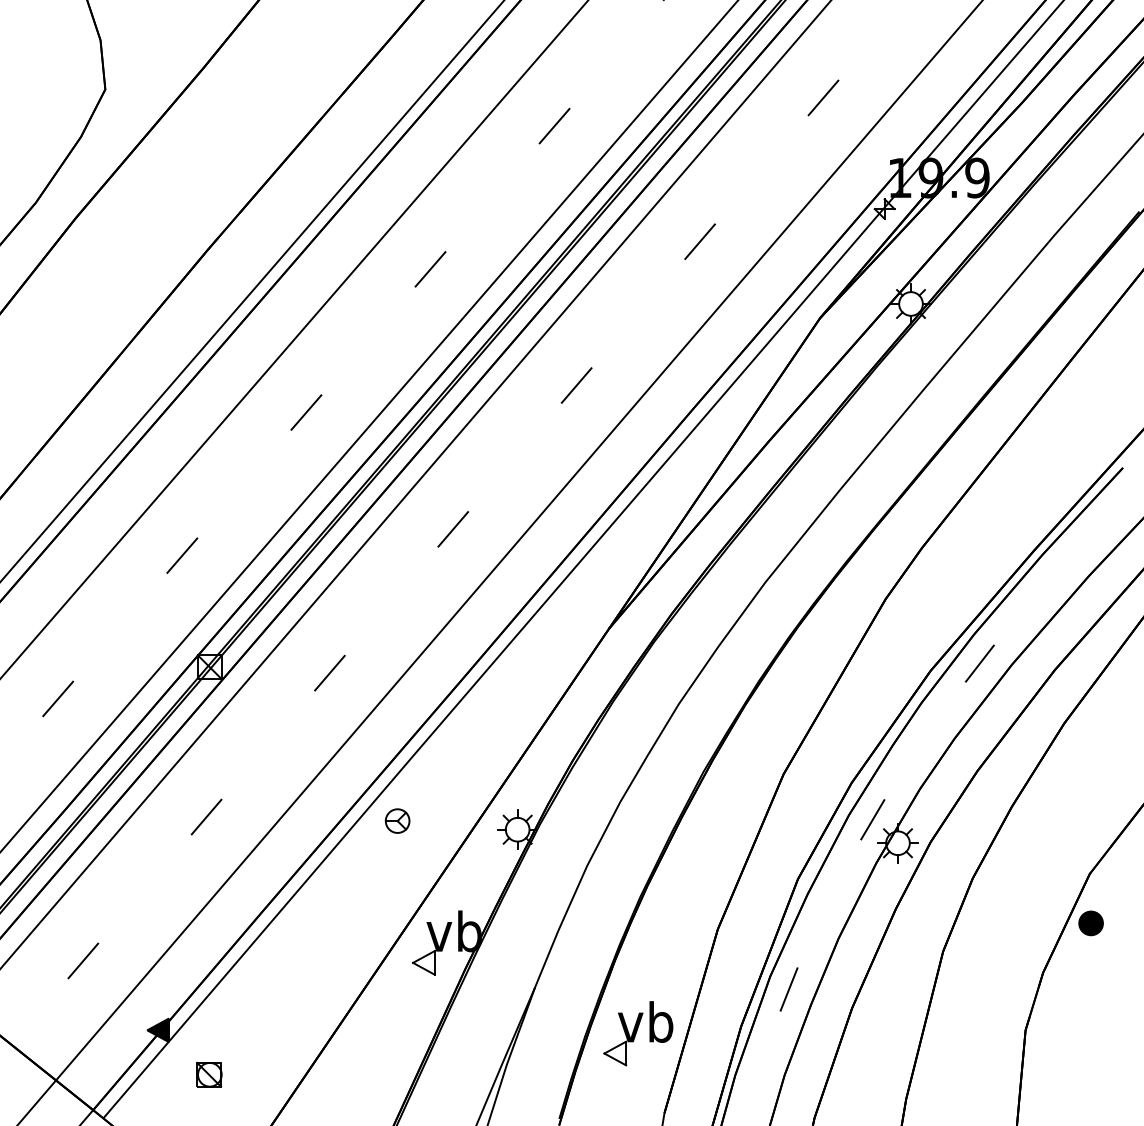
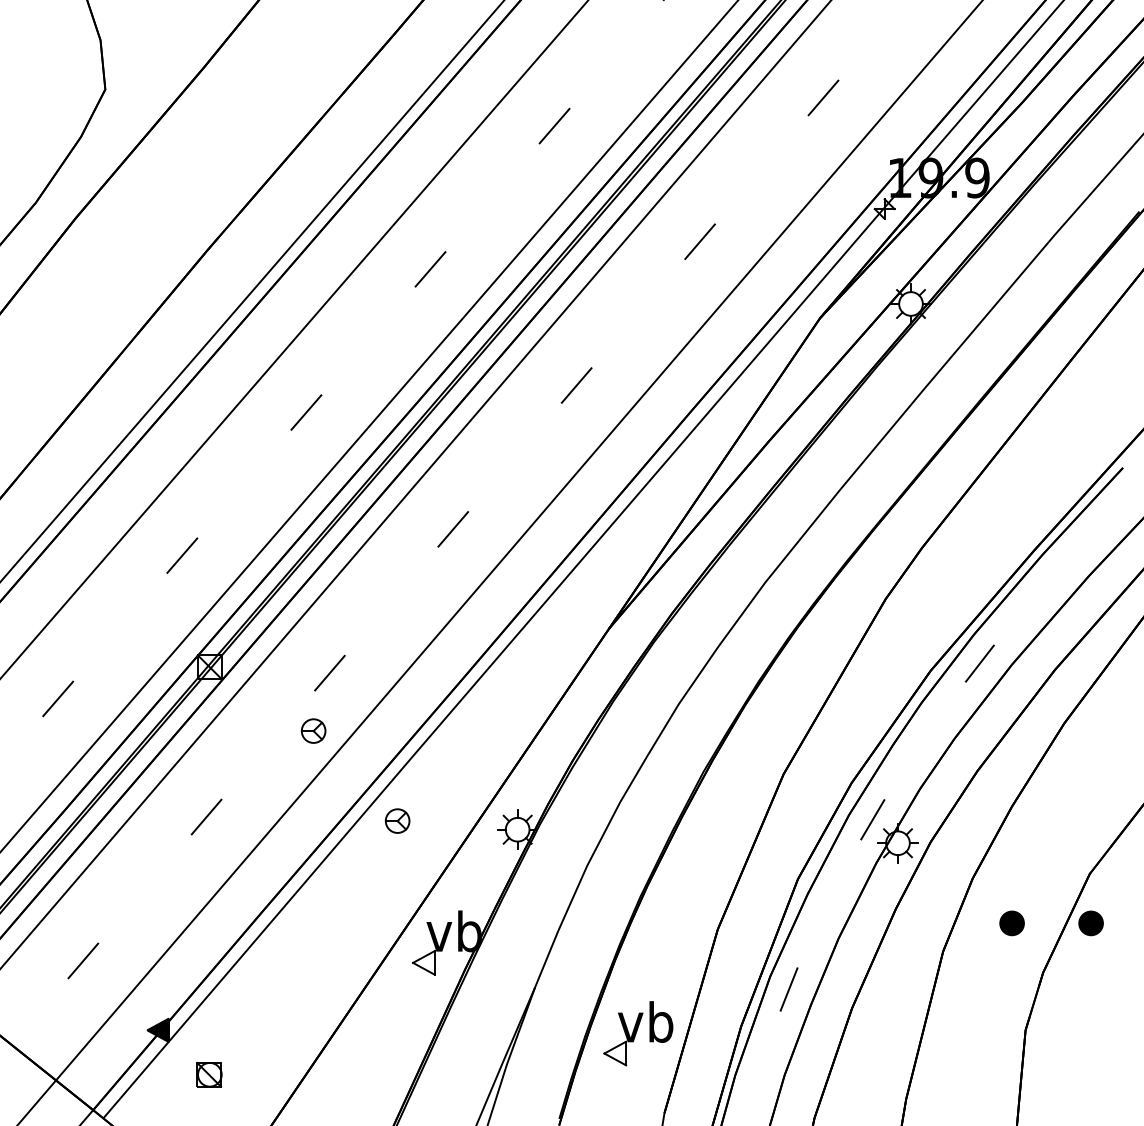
part: none -> present (313, 730)
part: none -> present (1011, 923)
